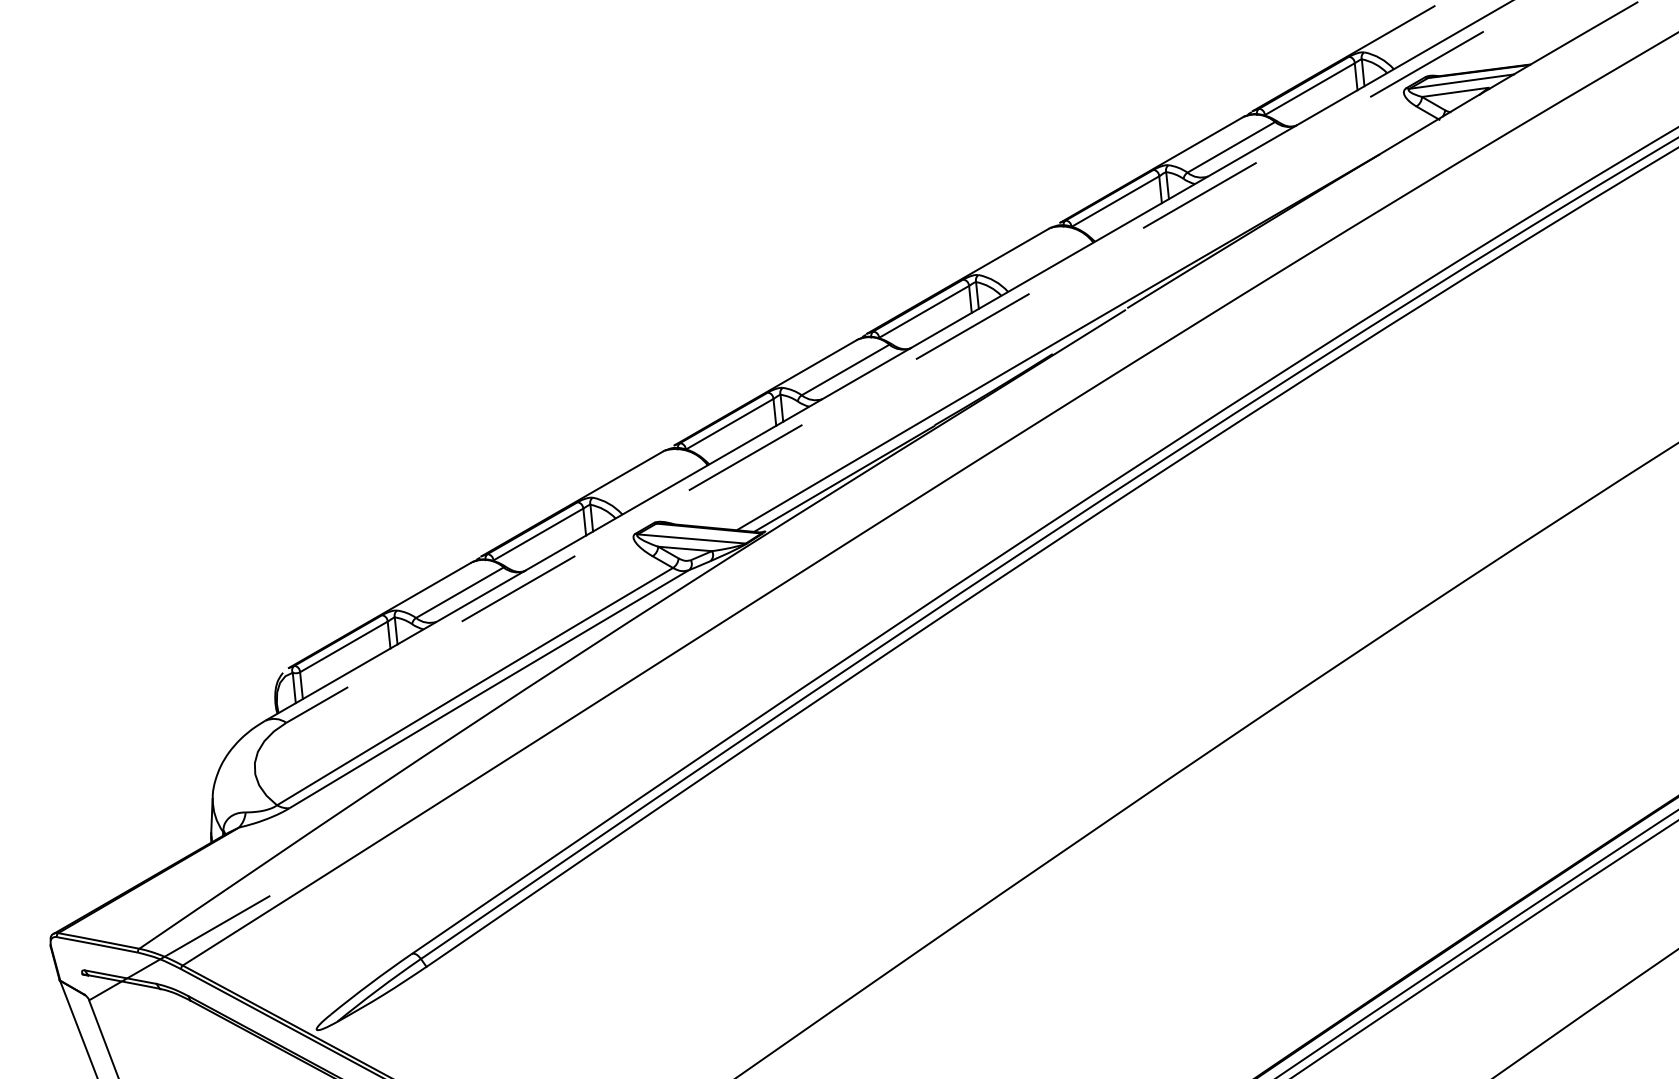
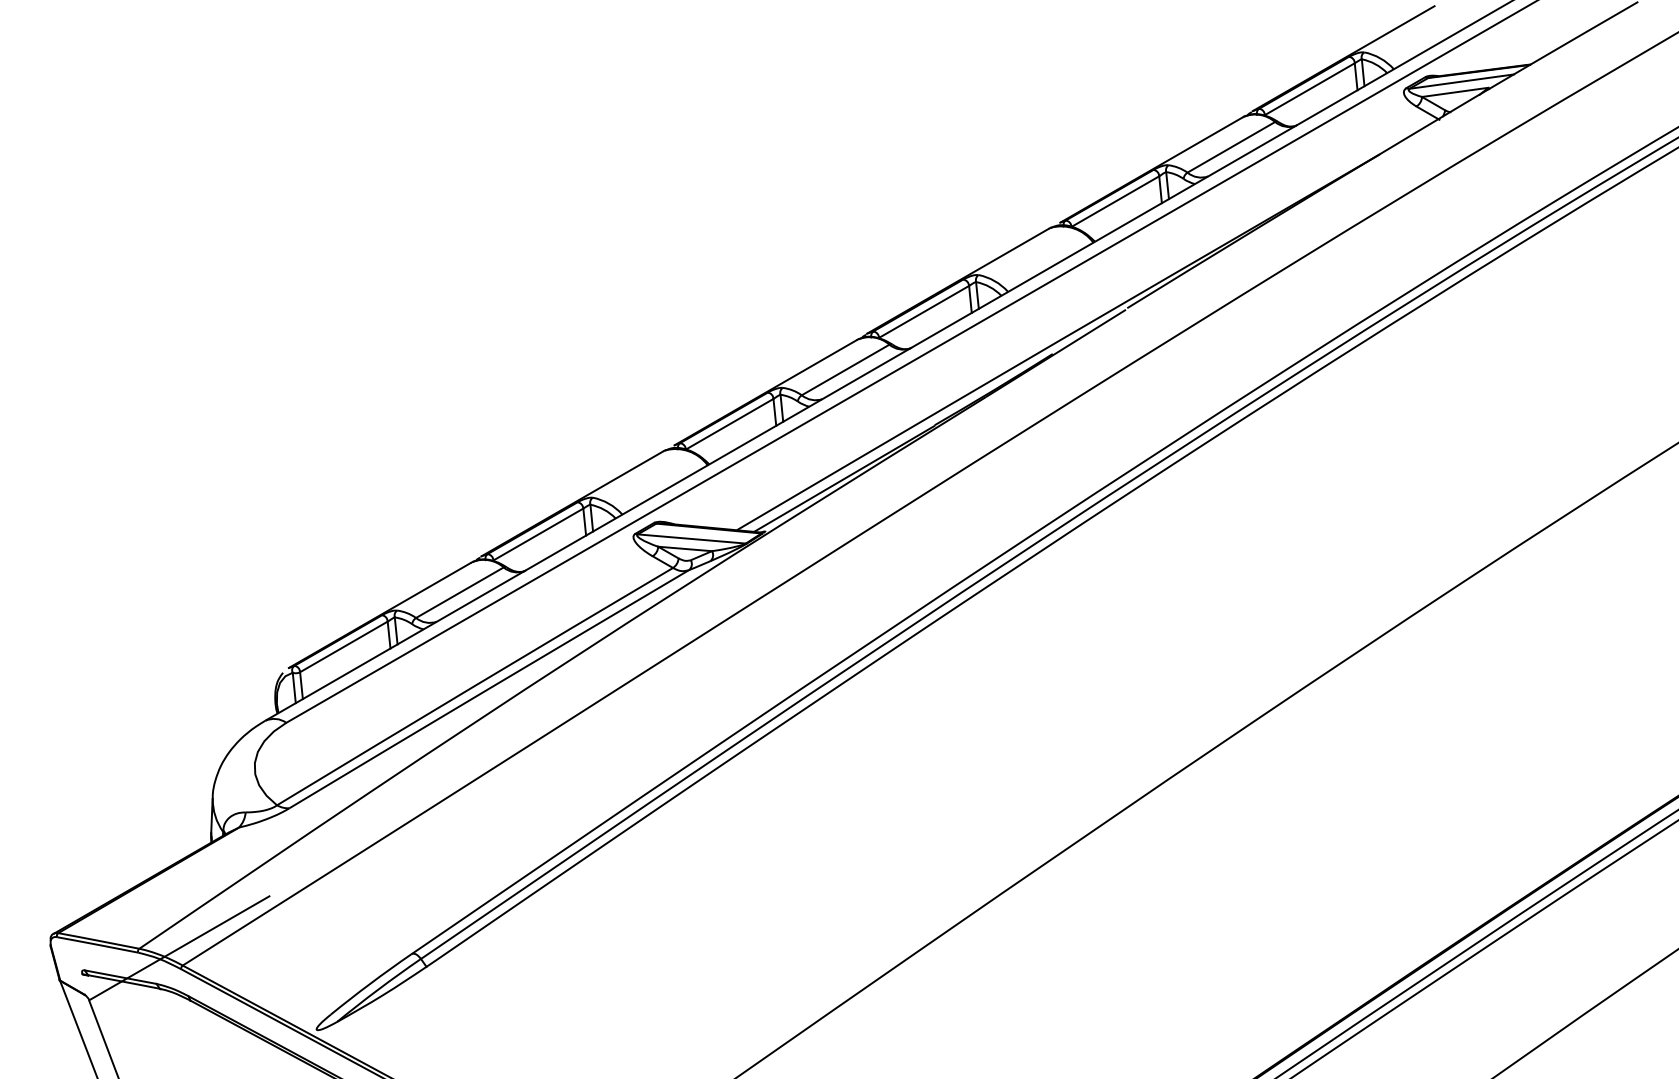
line: dashed -> solid (911, 361)
